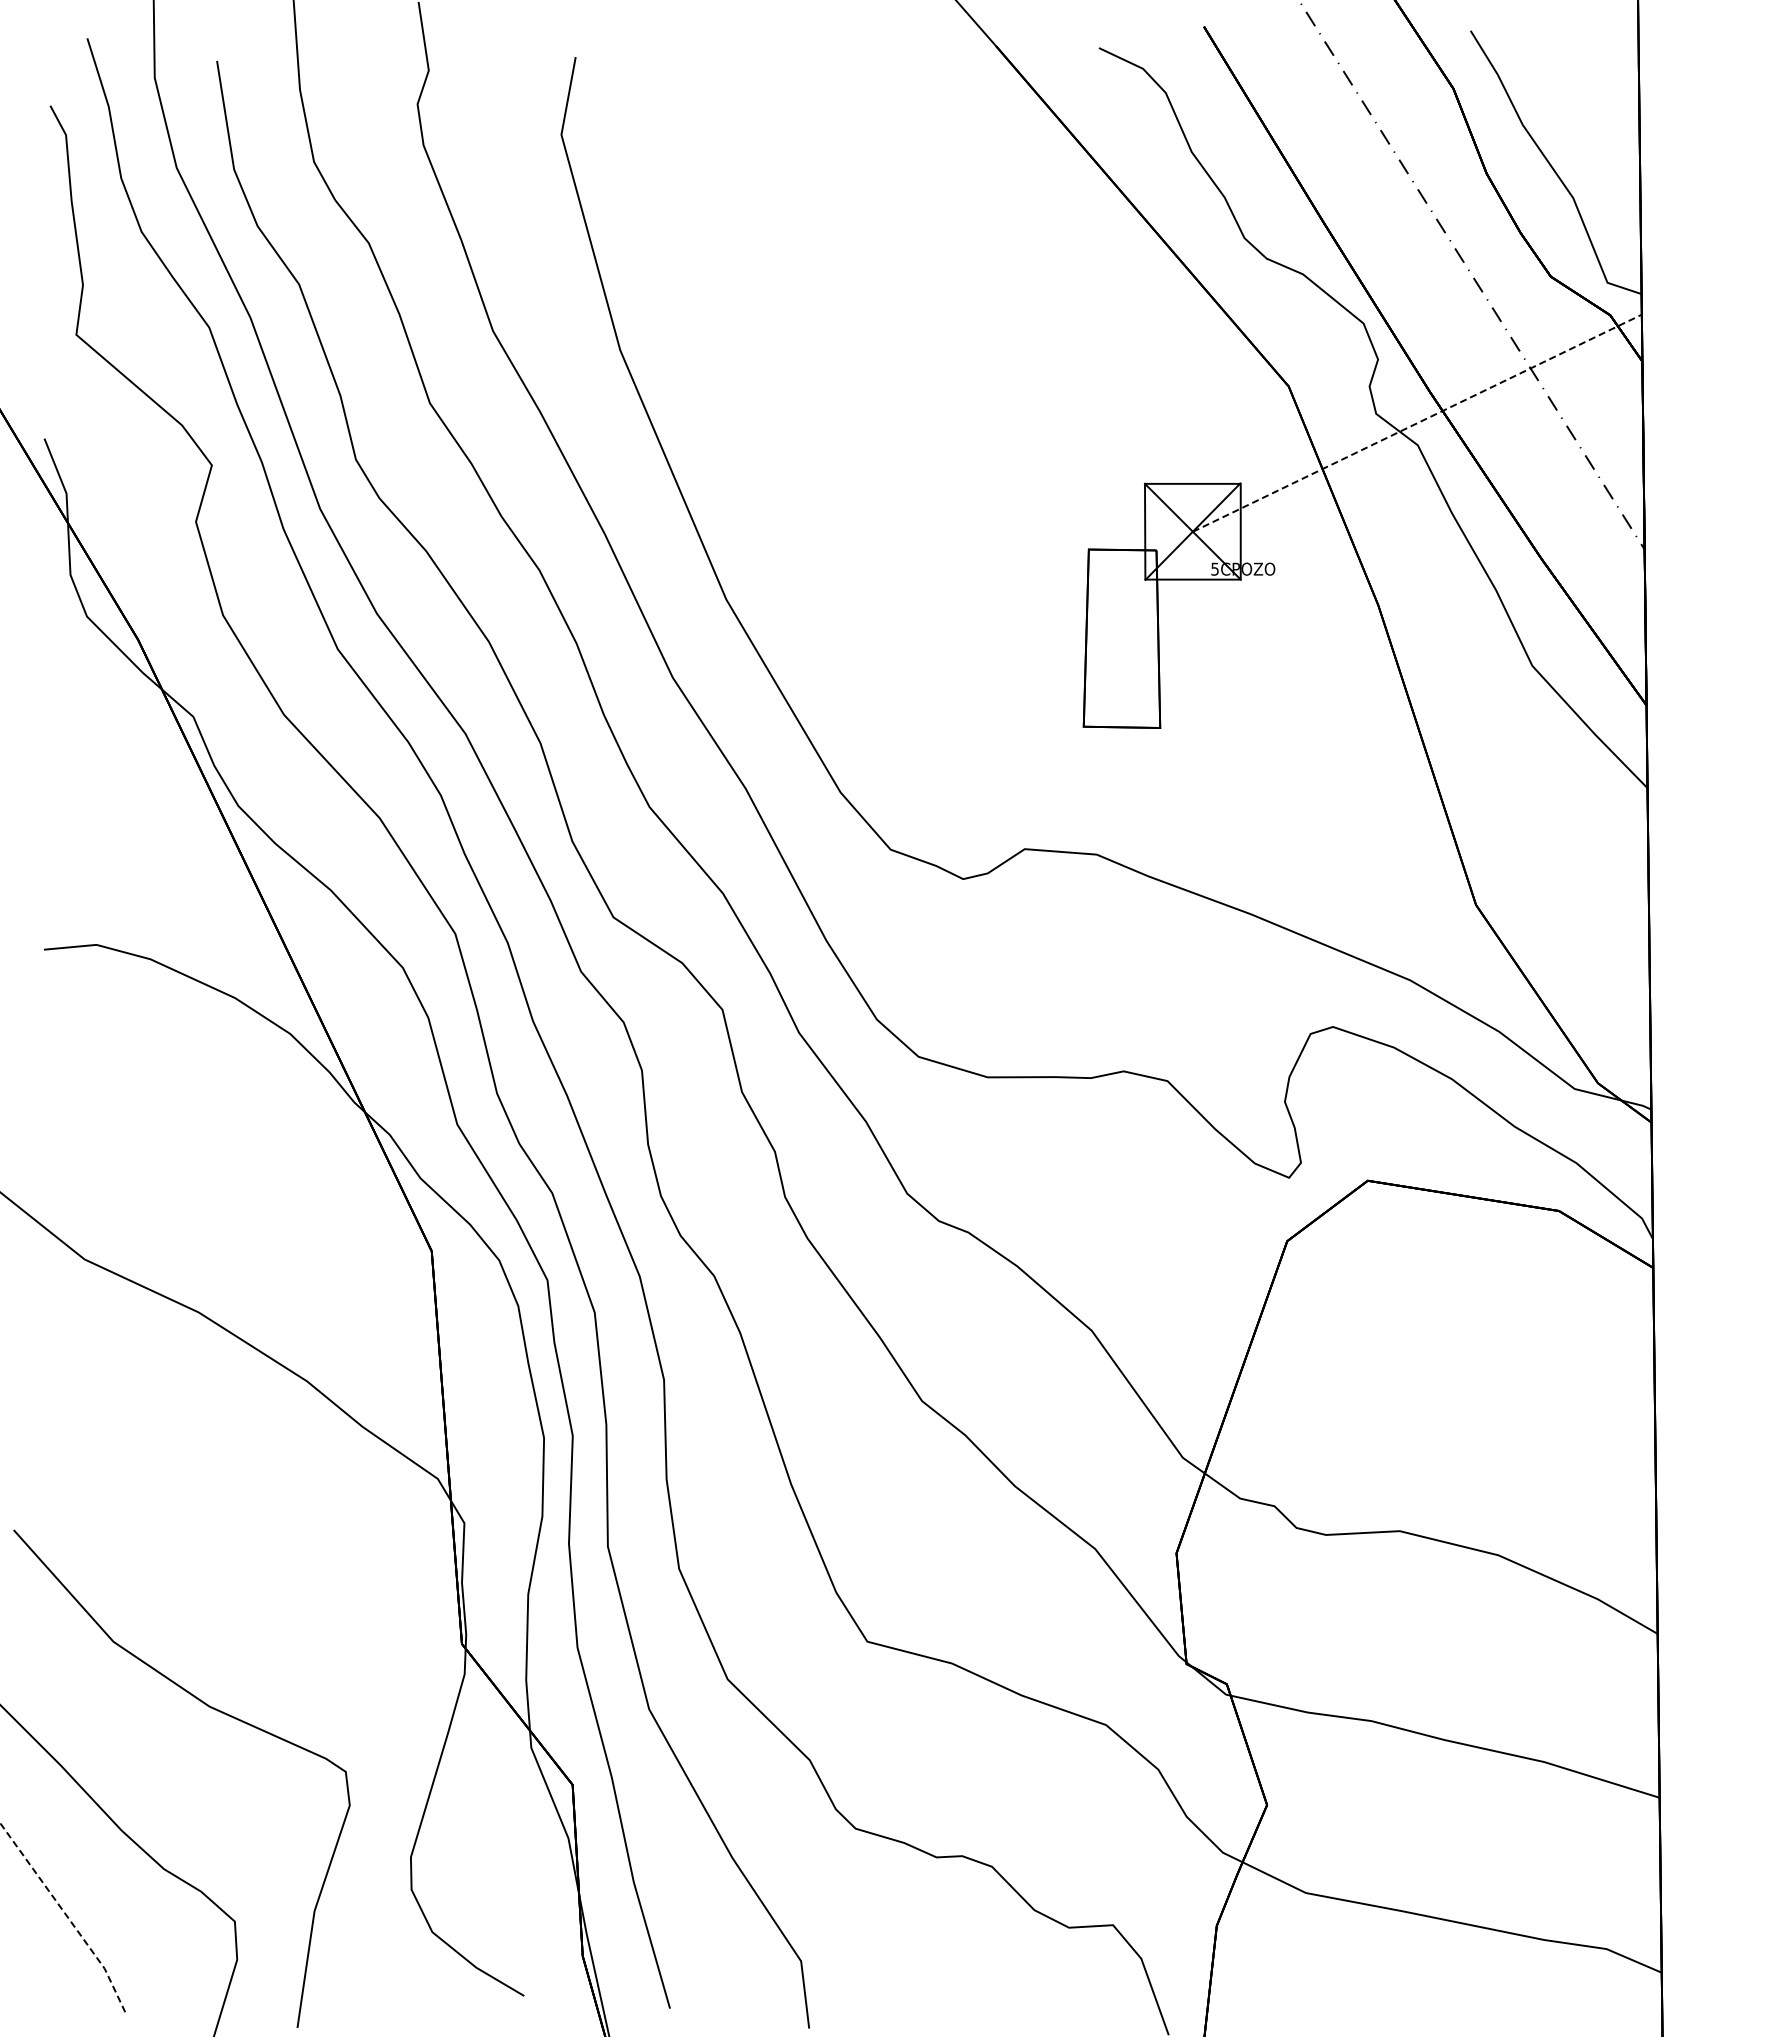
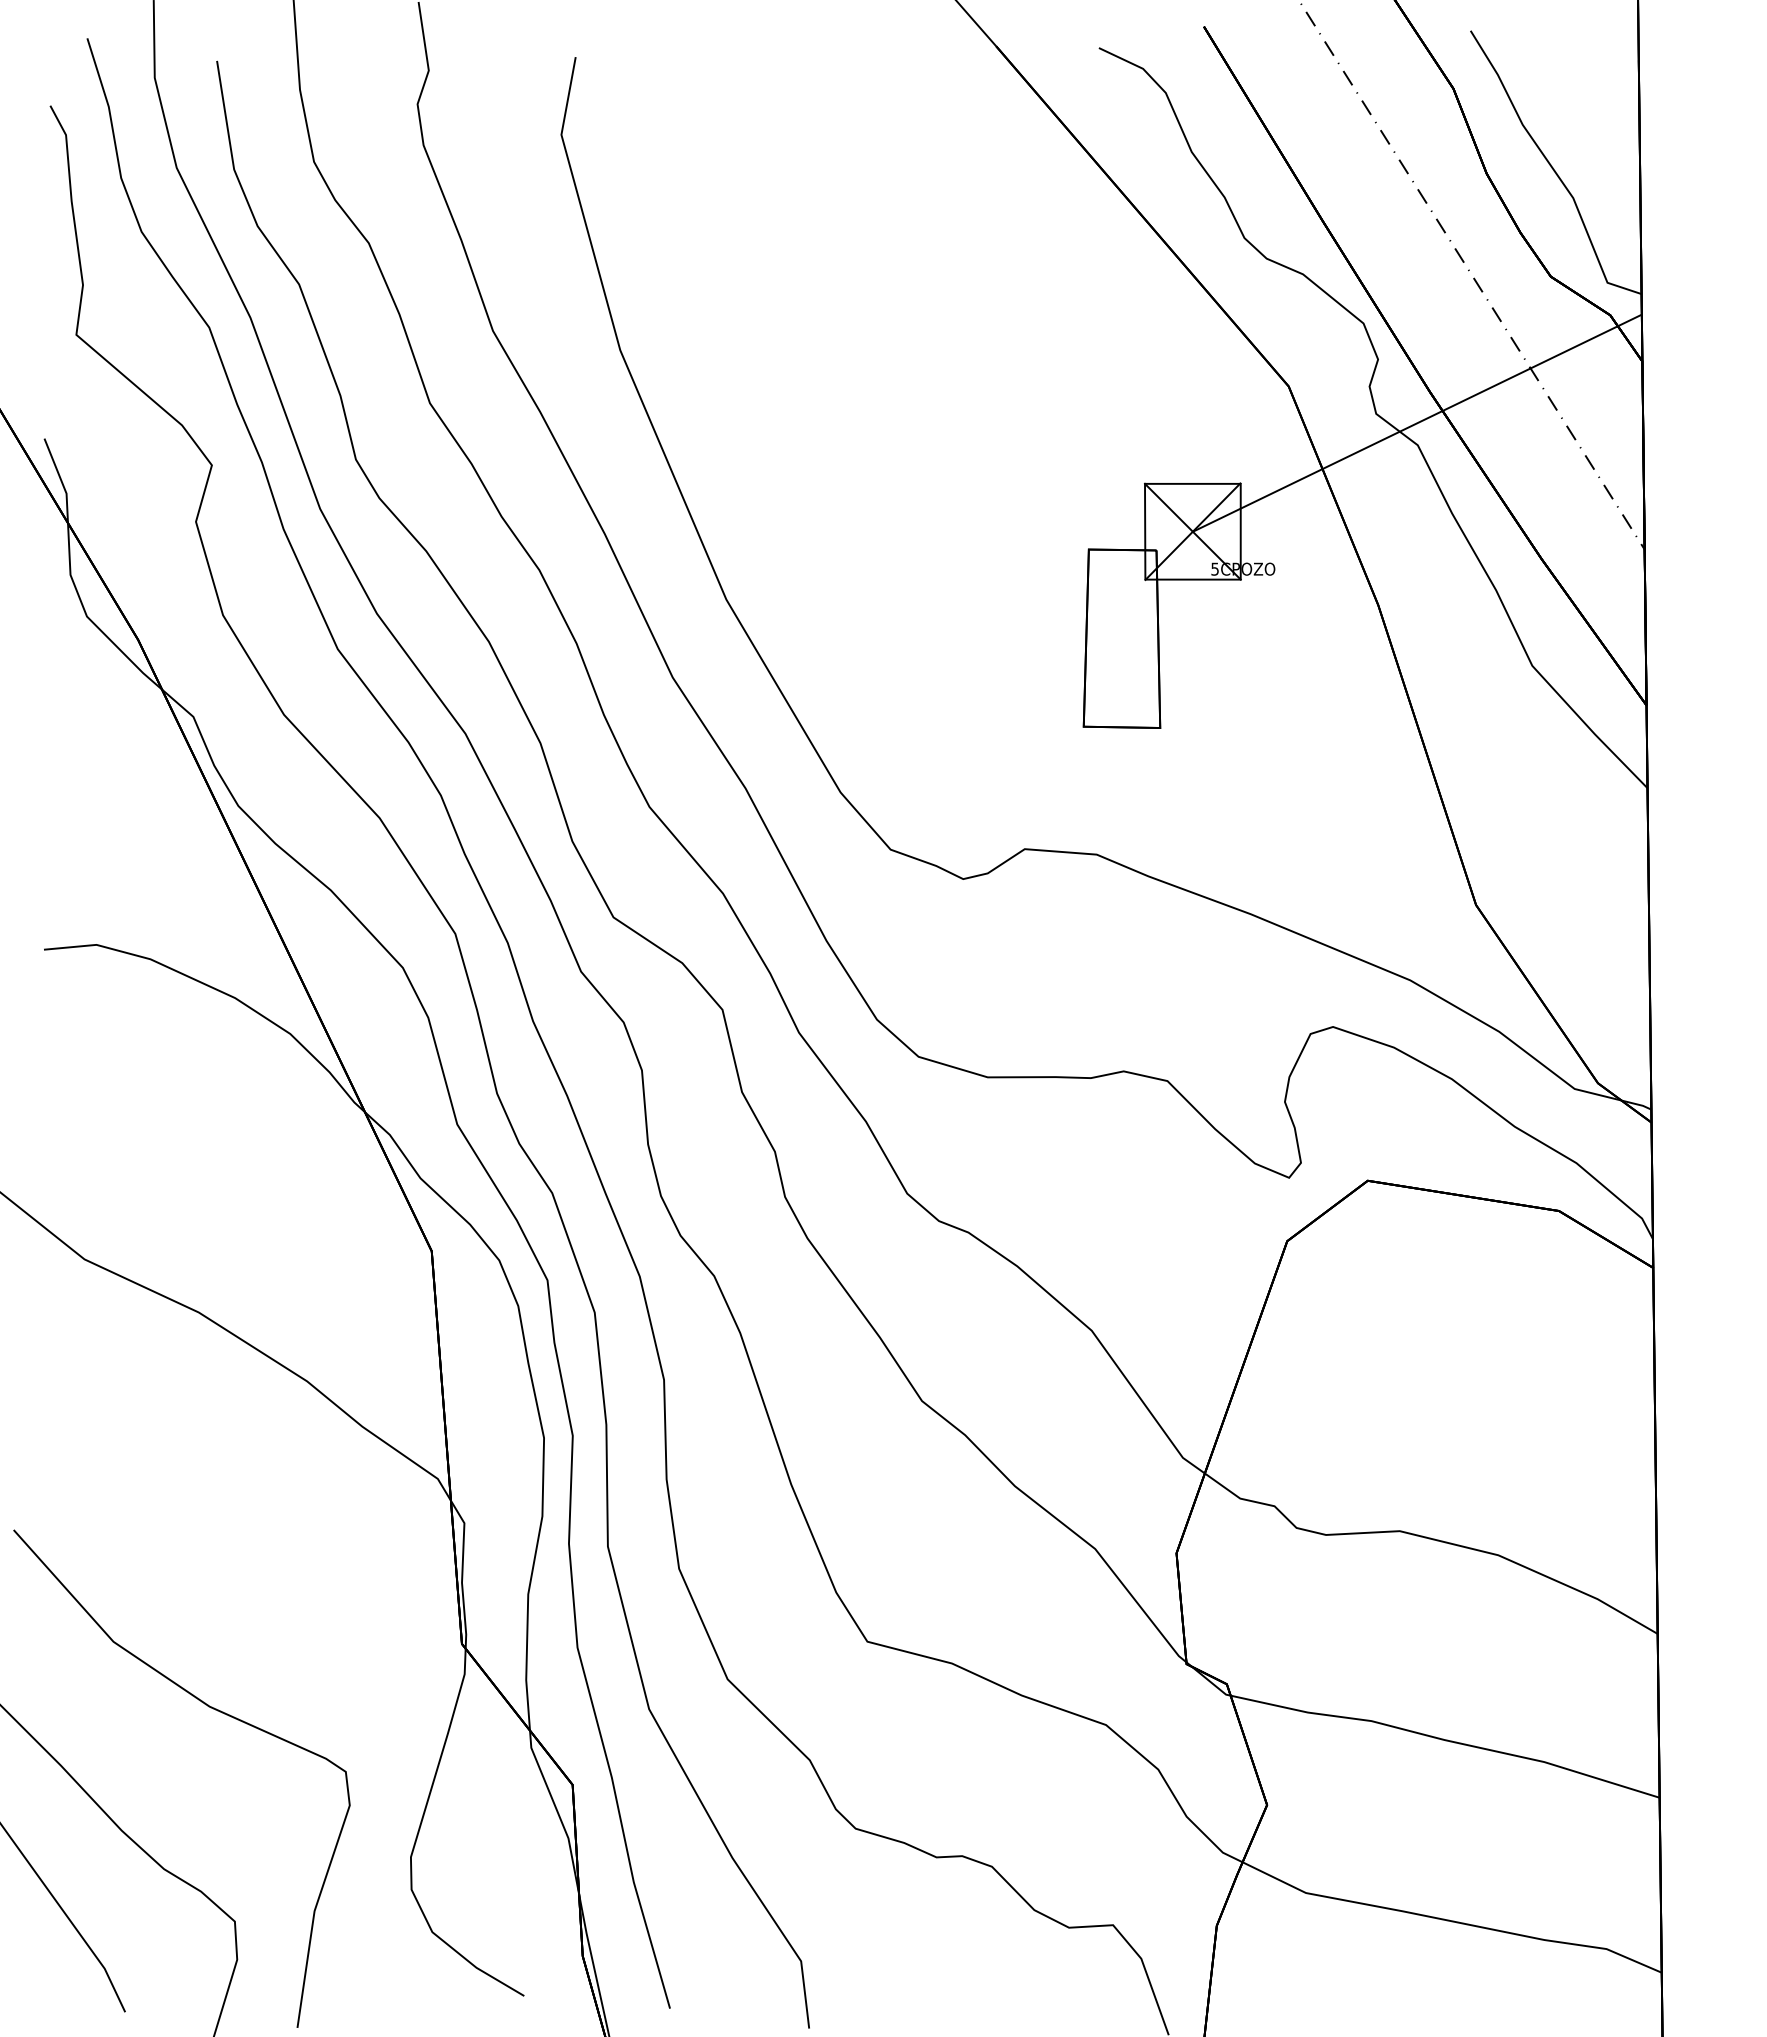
line: dashed -> solid (1417, 423)
line: dashed -> solid (66, 1916)
